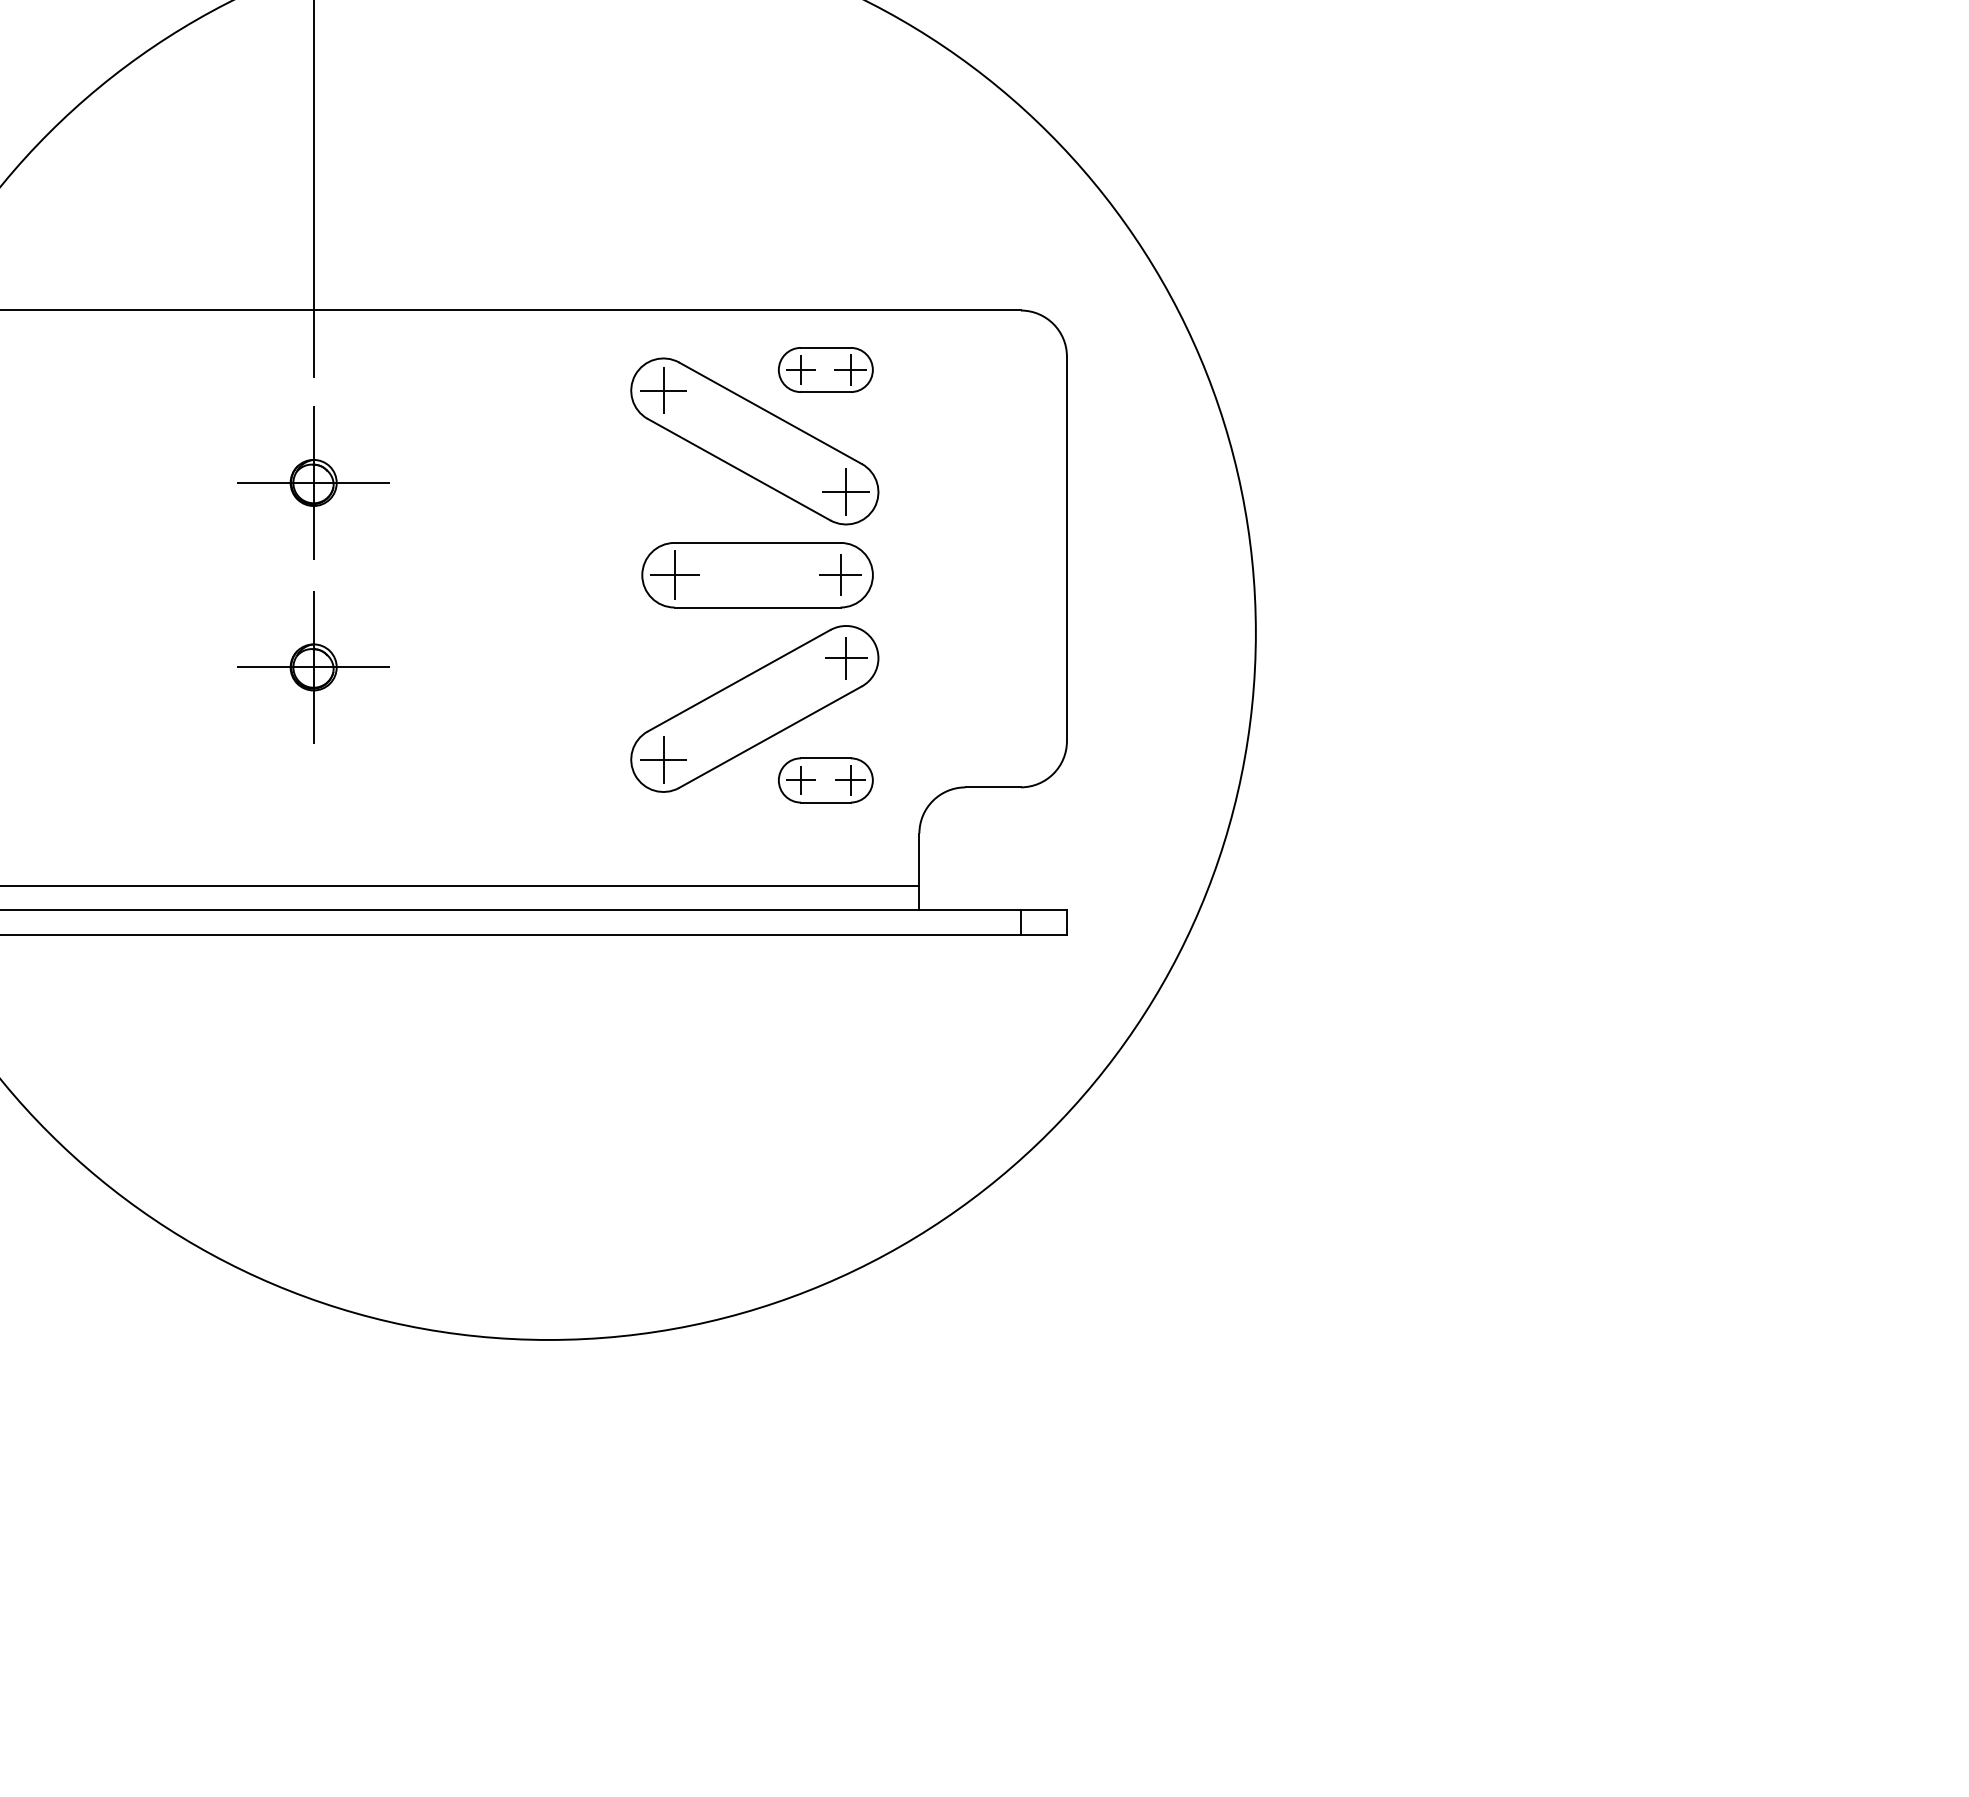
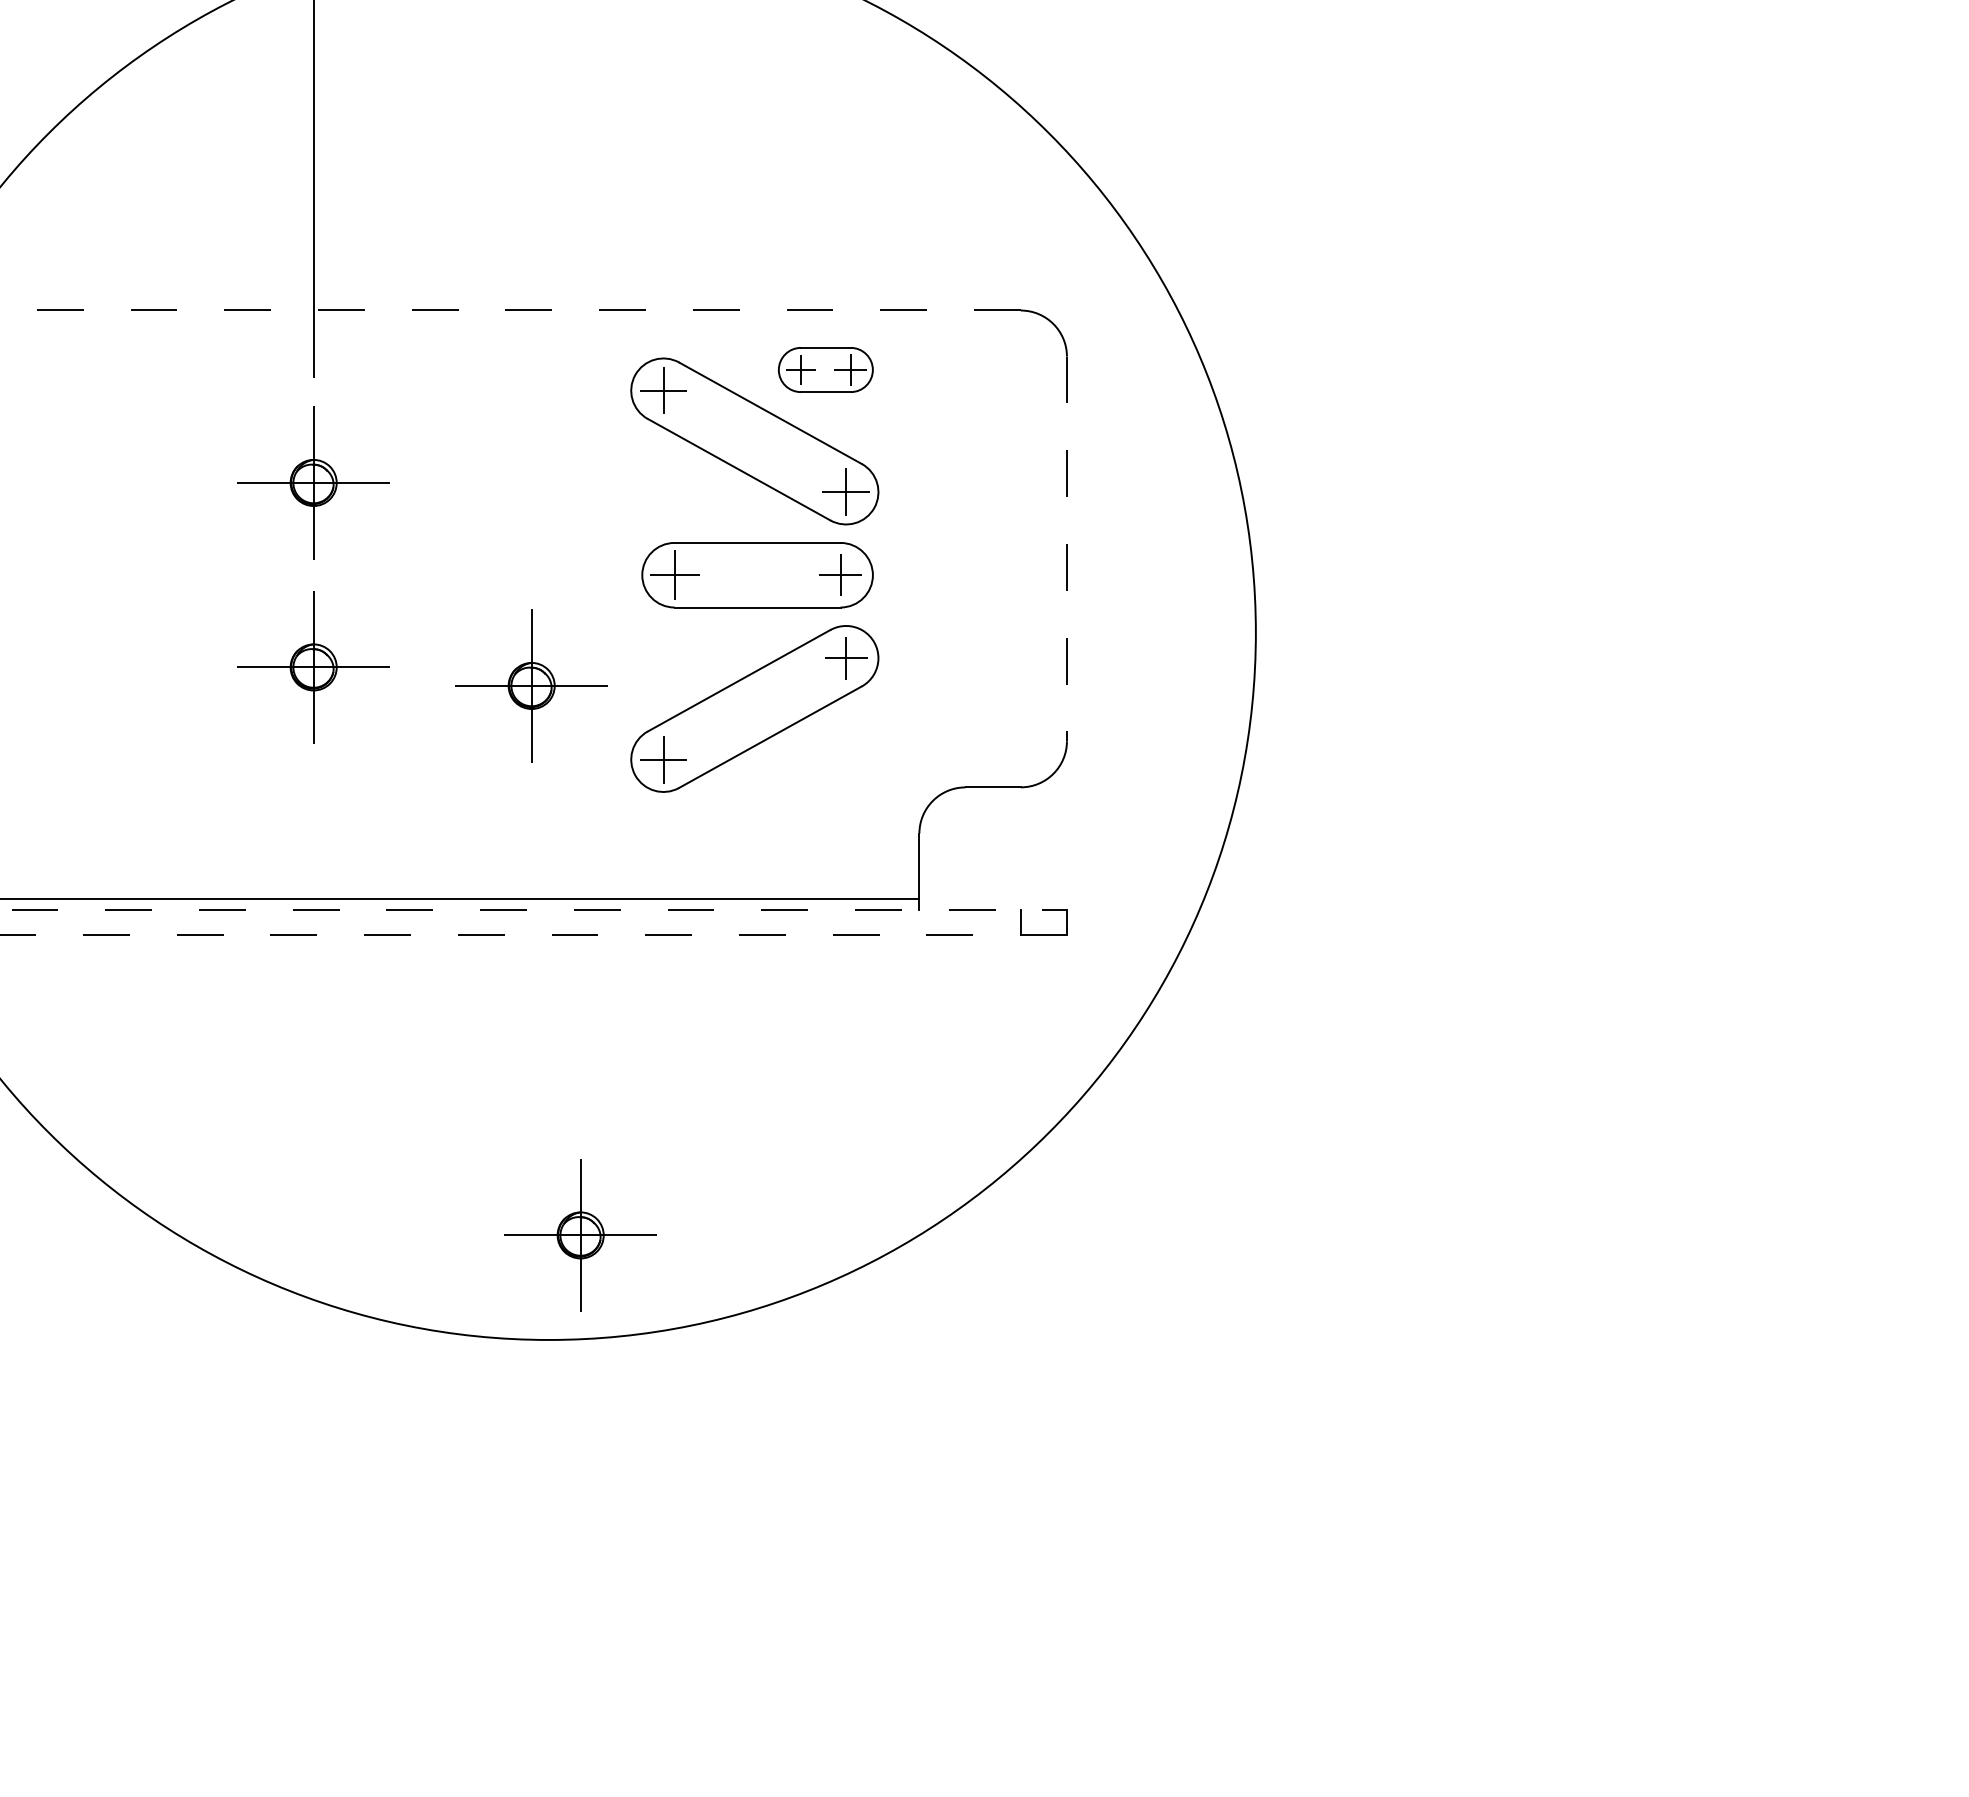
line: solid -> dashed (510, 310)
line: solid -> dashed (1066, 549)
part: none -> present (531, 685)
part: present -> none (825, 780)
line position: (460, 885) -> (460, 898) (460, 898)
line: solid -> dashed (534, 910)
line: solid -> dashed (533, 934)
part: none -> present (580, 1235)
